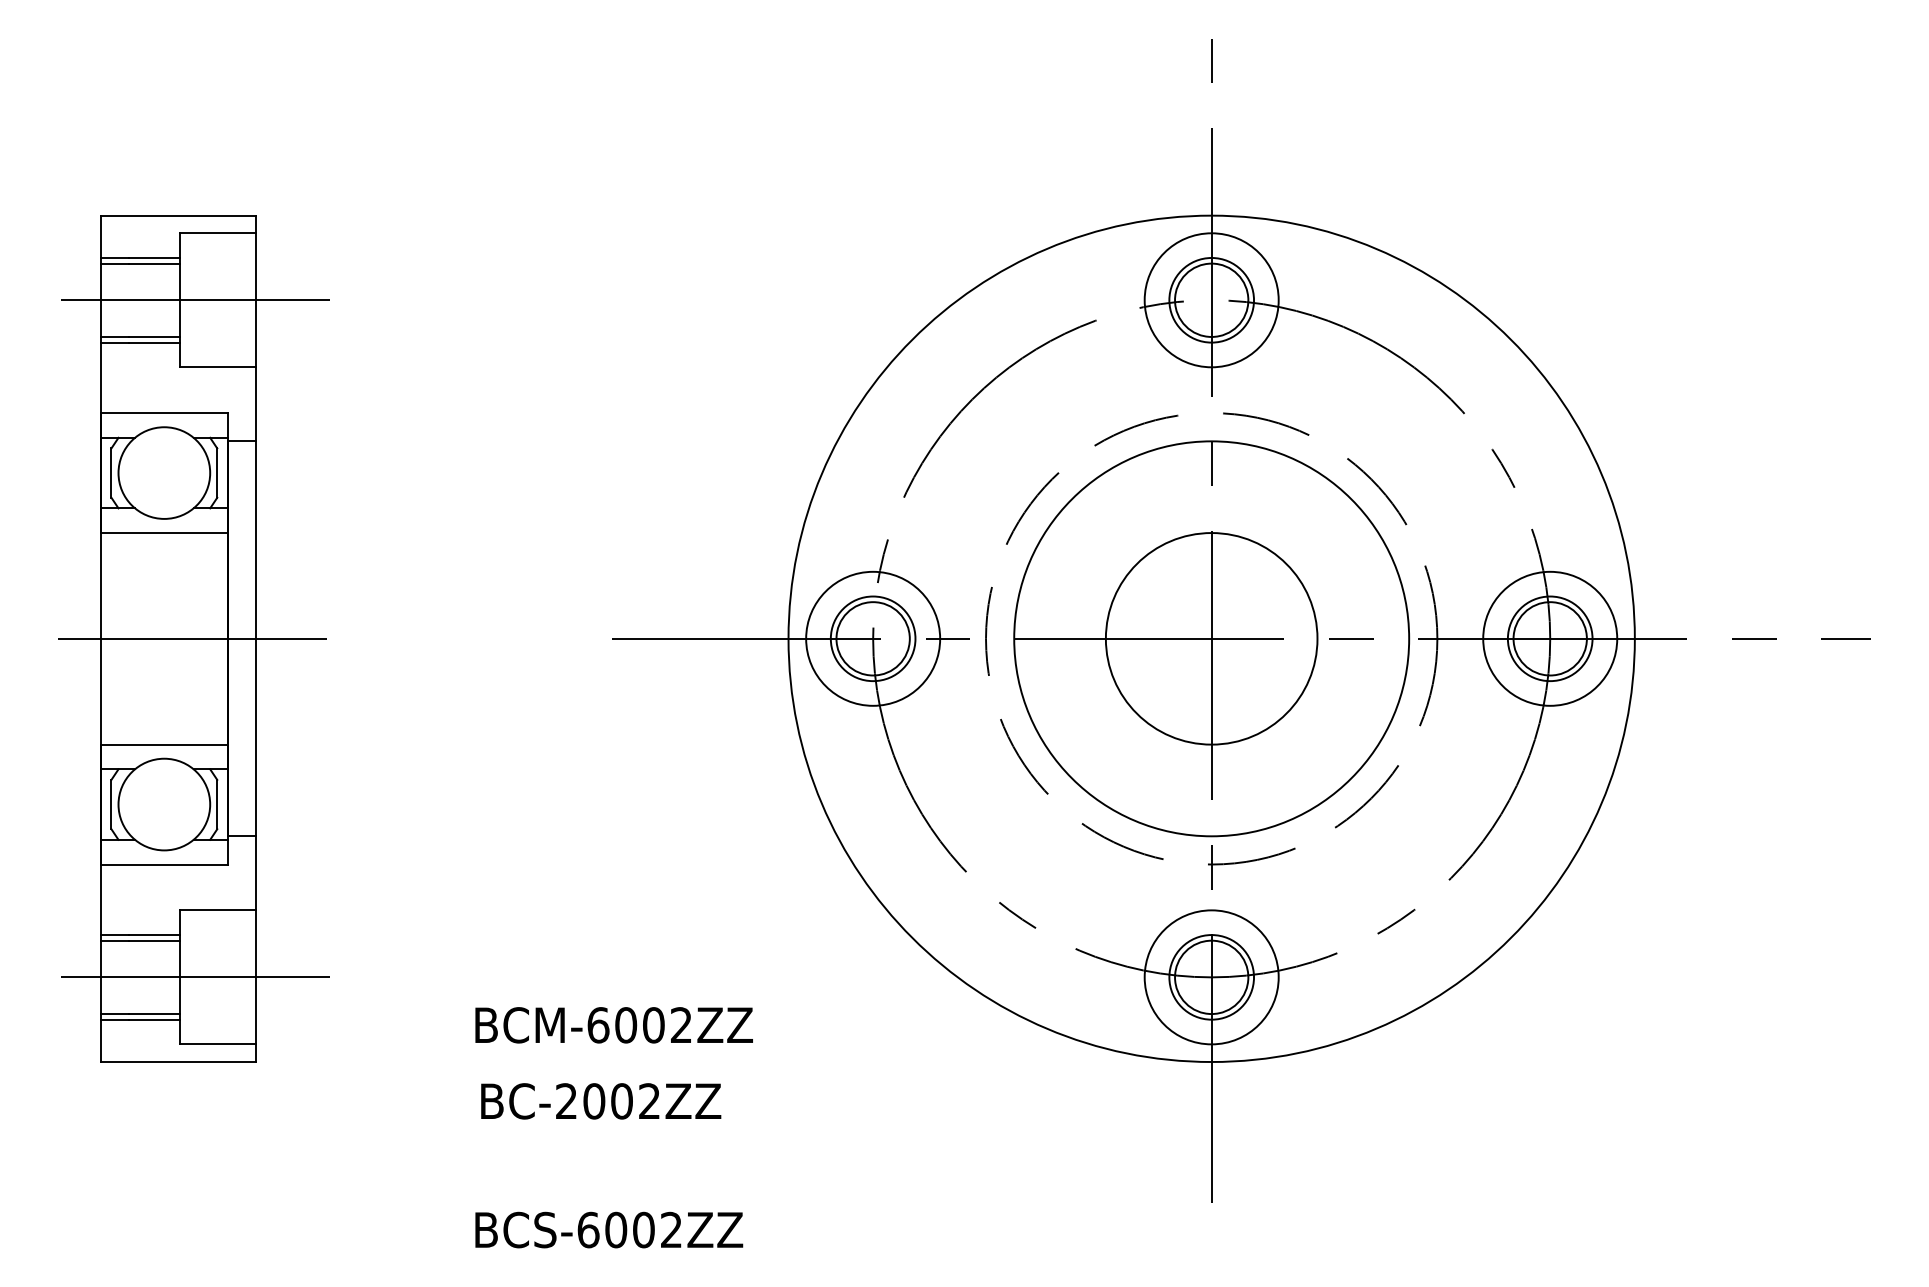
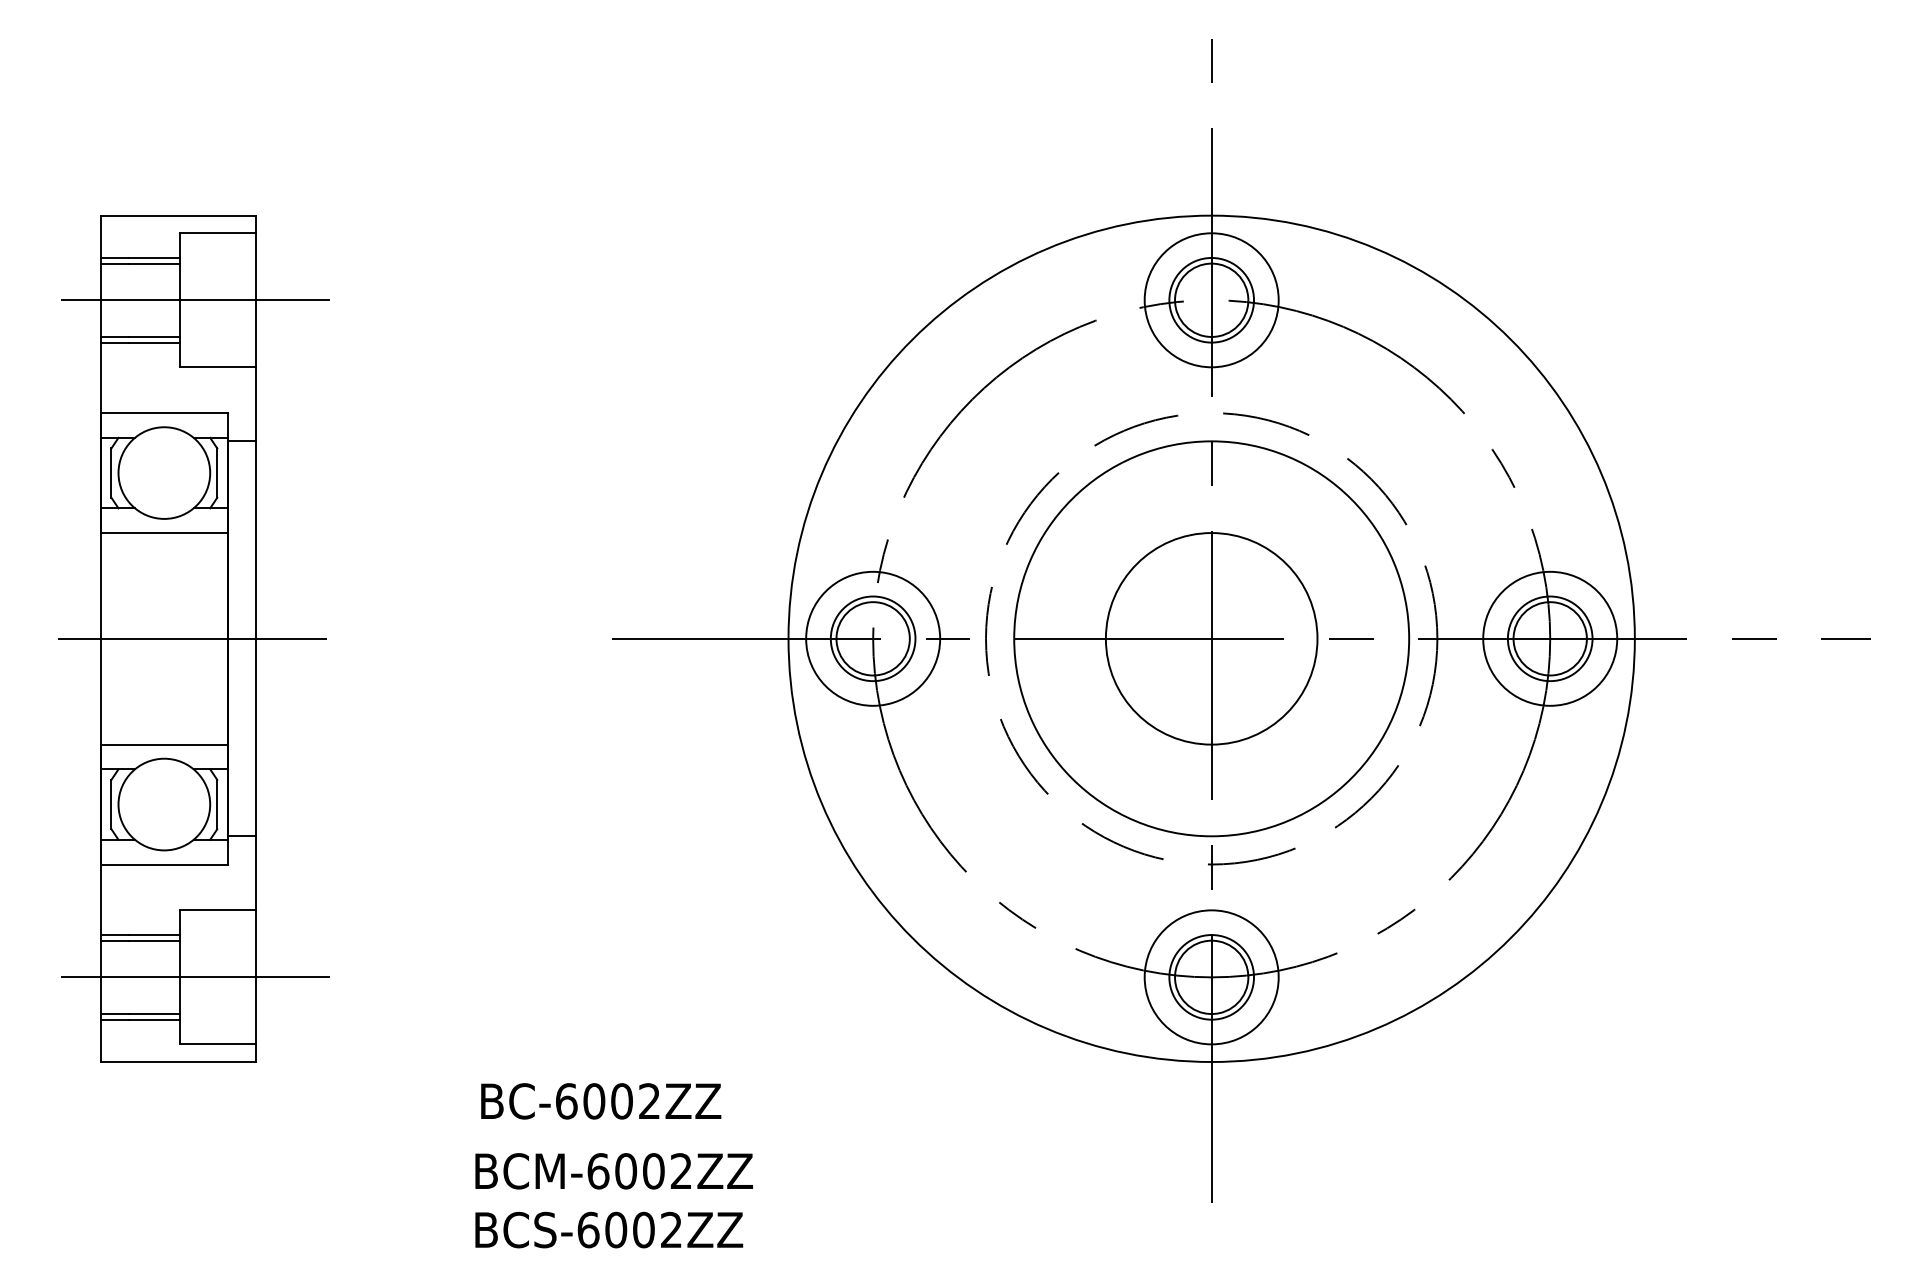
text position: (613, 1025) -> (613, 1171) (613, 1171)
text: BC-2002ZZ -> BC-6002ZZ (566, 1101)
